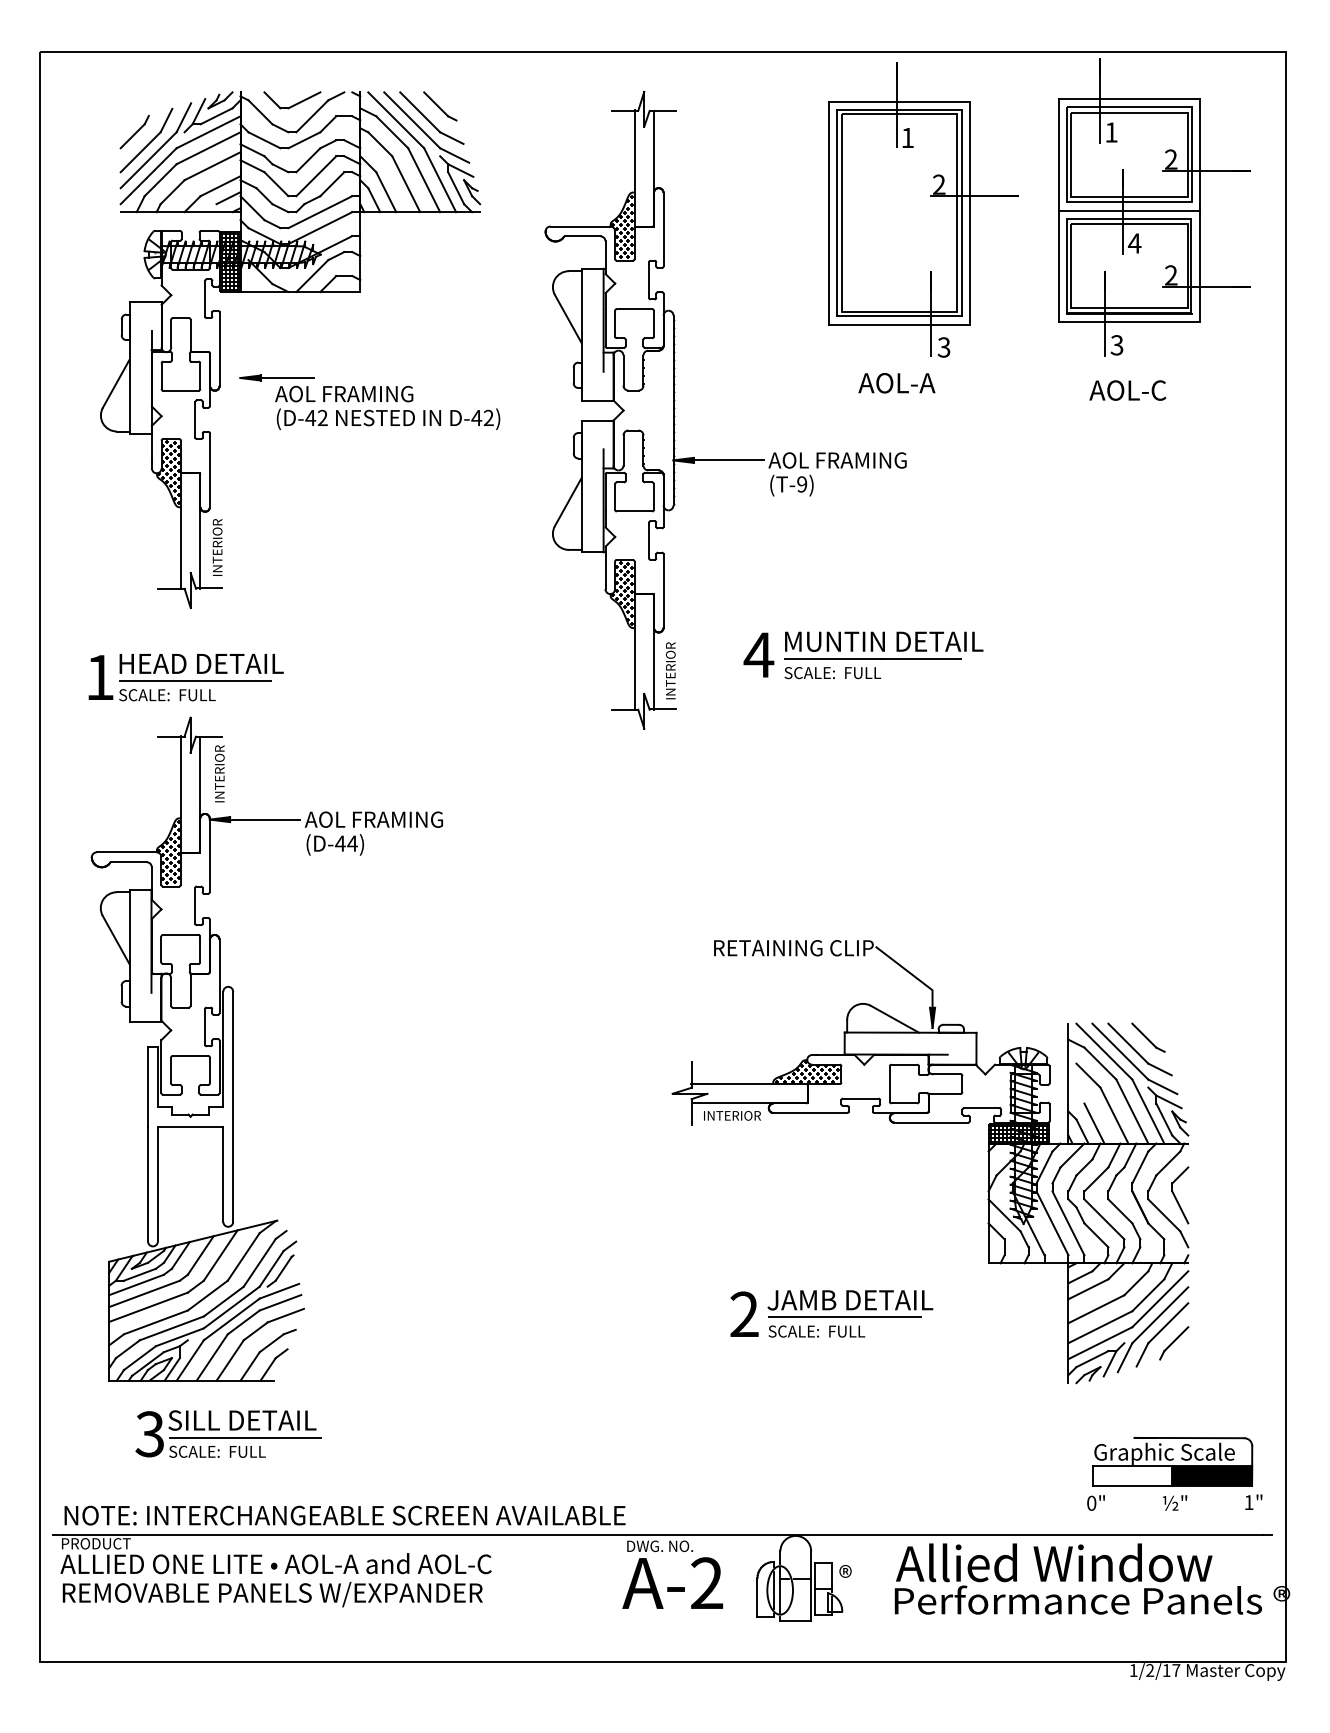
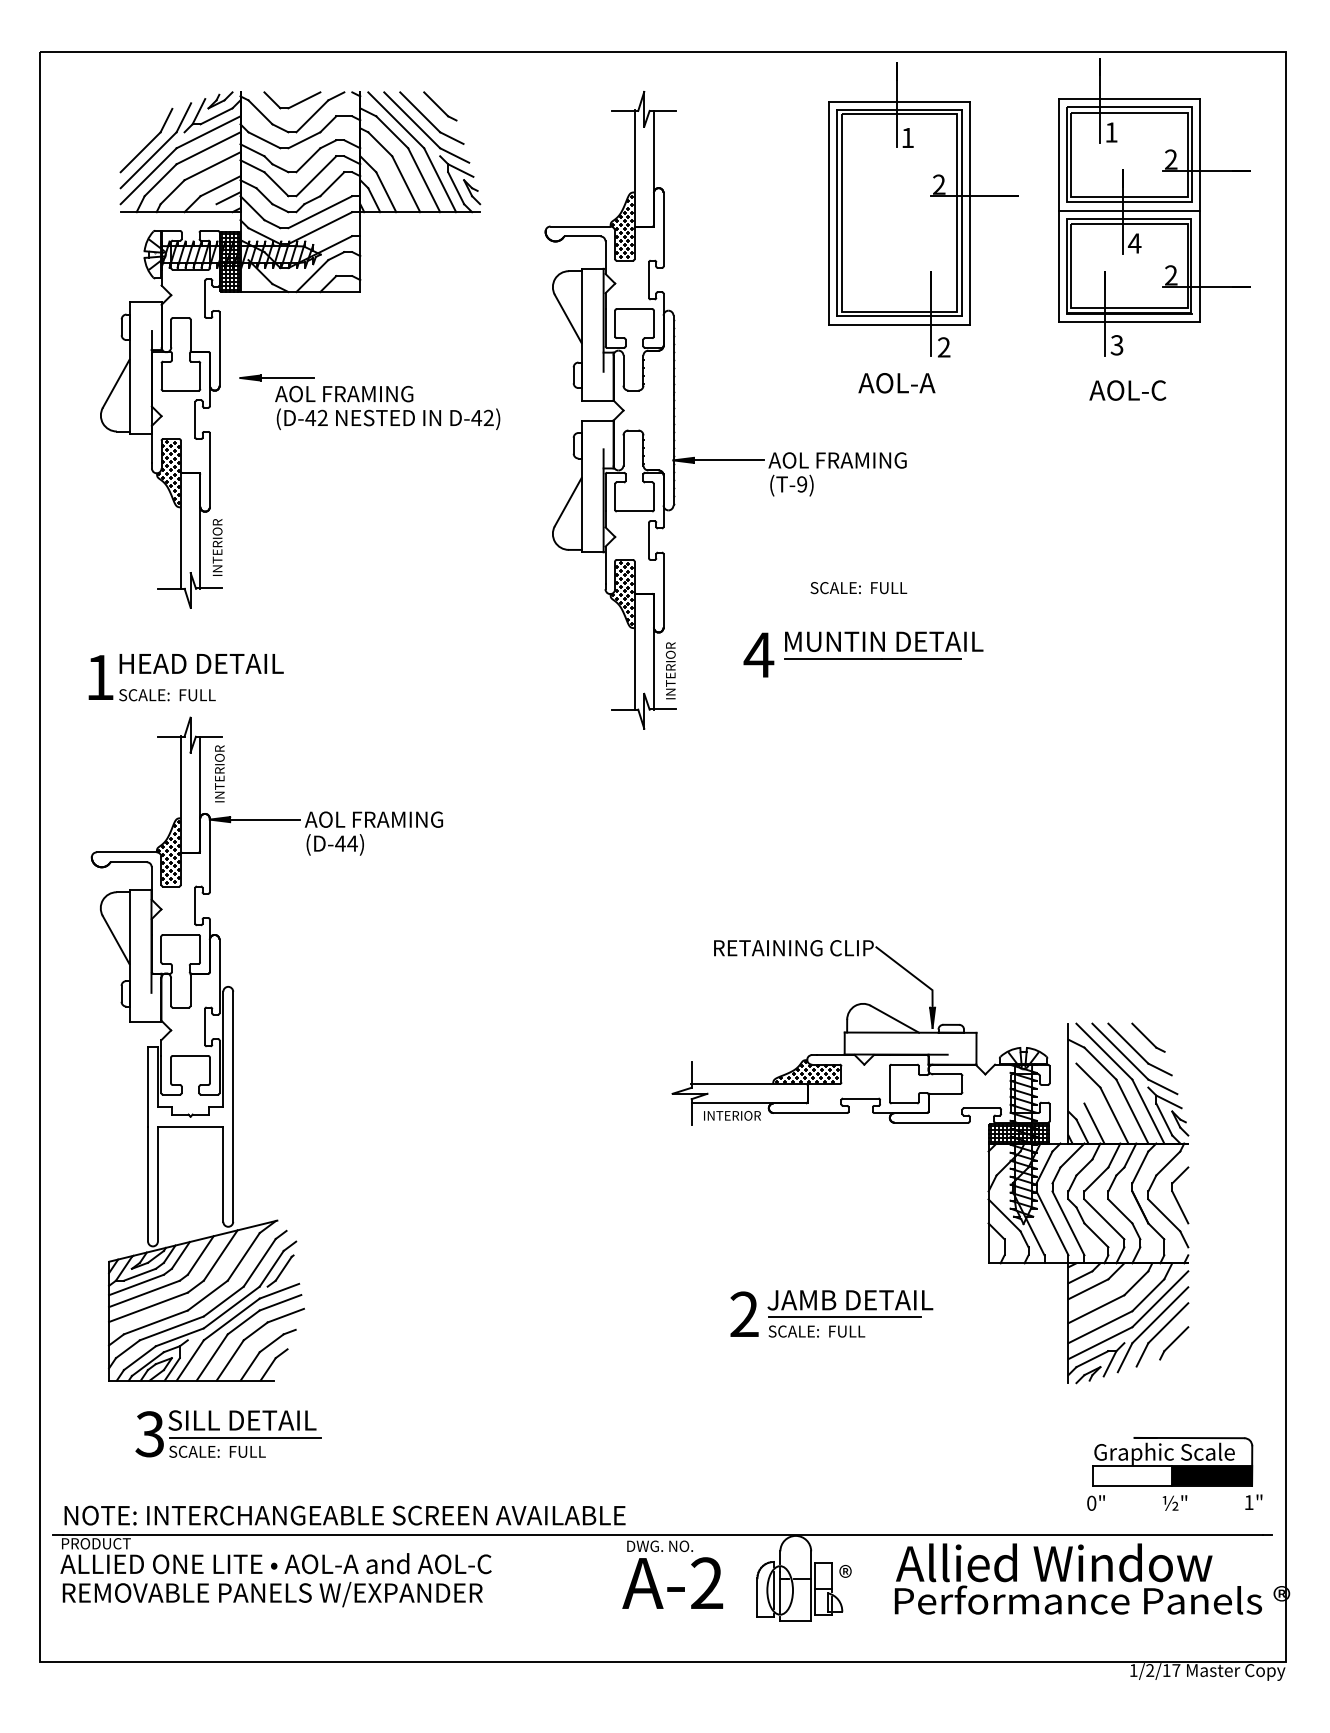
part: present -> none (134, 131)
text: 3 -> 2 (943, 347)
text position: (832, 673) -> (858, 588) (858, 588)
line: present -> none (195, 680)
